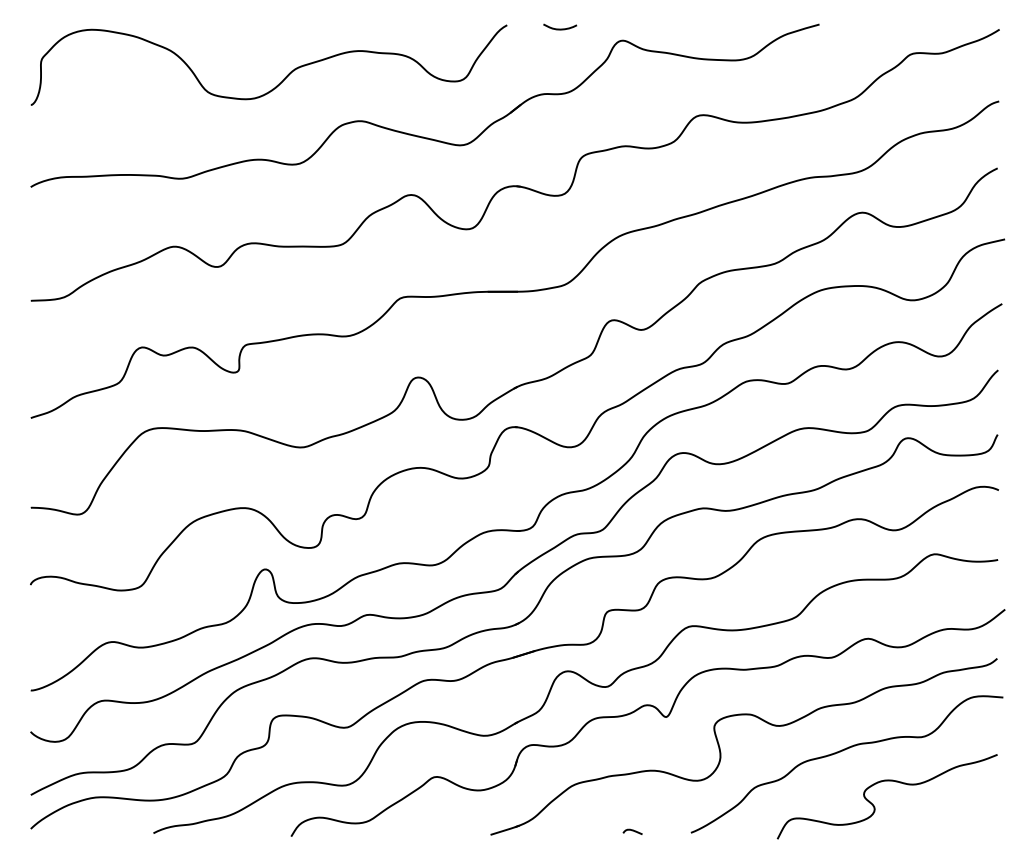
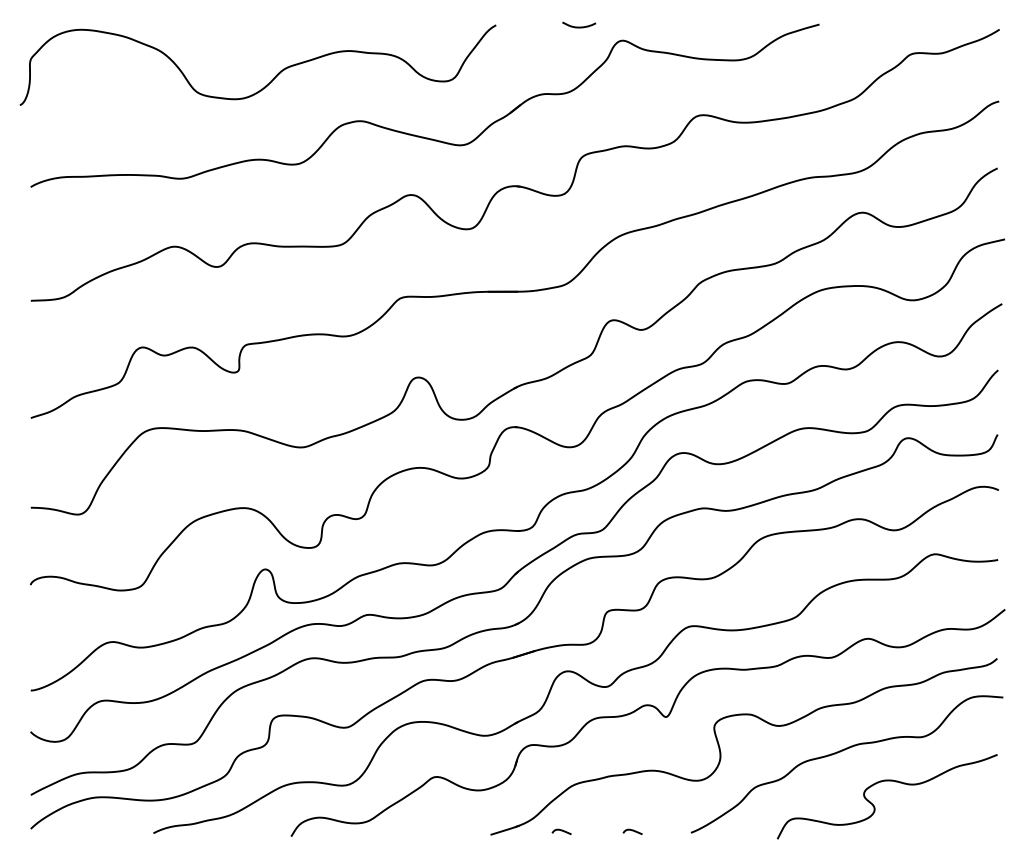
curve position: (560, 28) -> (579, 26) (579, 26)
curve position: (284, 77) -> (273, 77) (273, 77)
curve: none -> present (561, 831)
